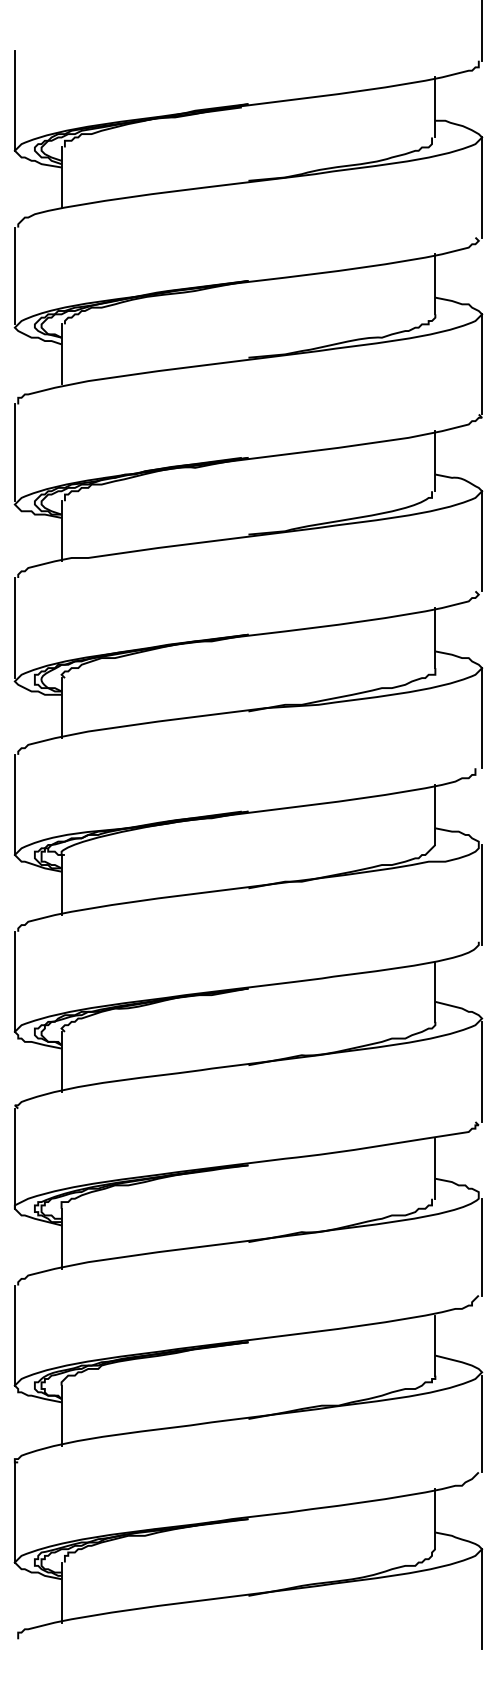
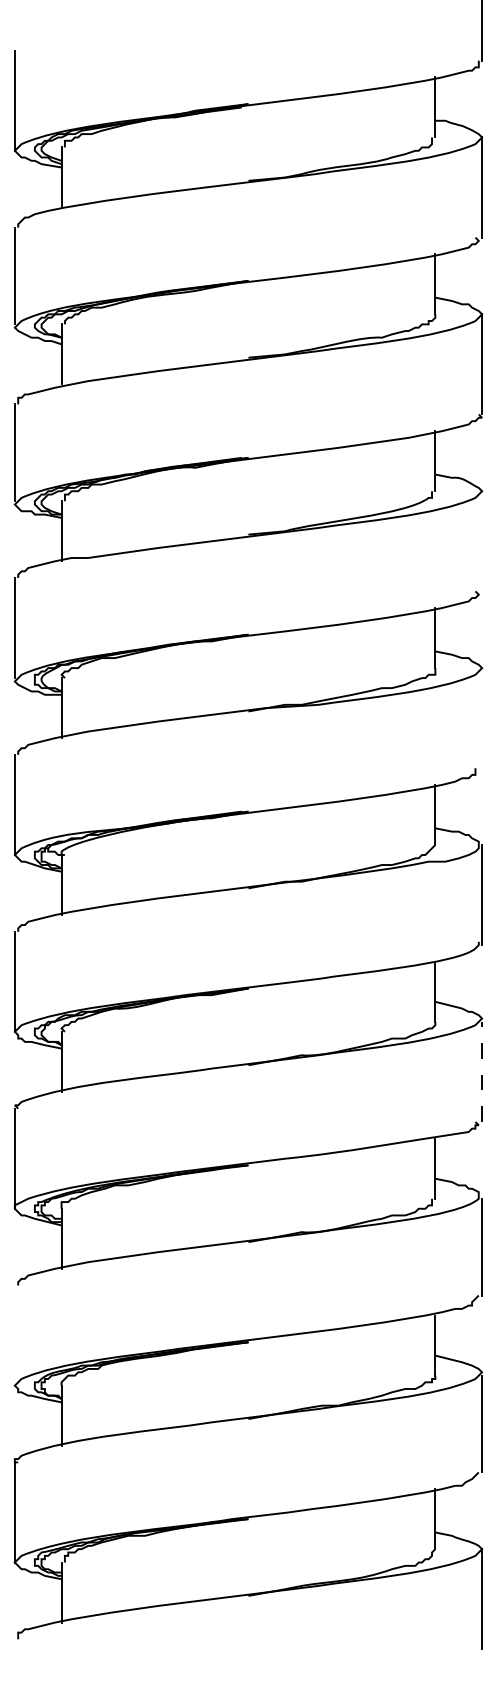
line: present -> none (482, 541)
line: present -> none (482, 718)
line: solid -> dashed (482, 1071)
line: present -> none (14, 1335)
